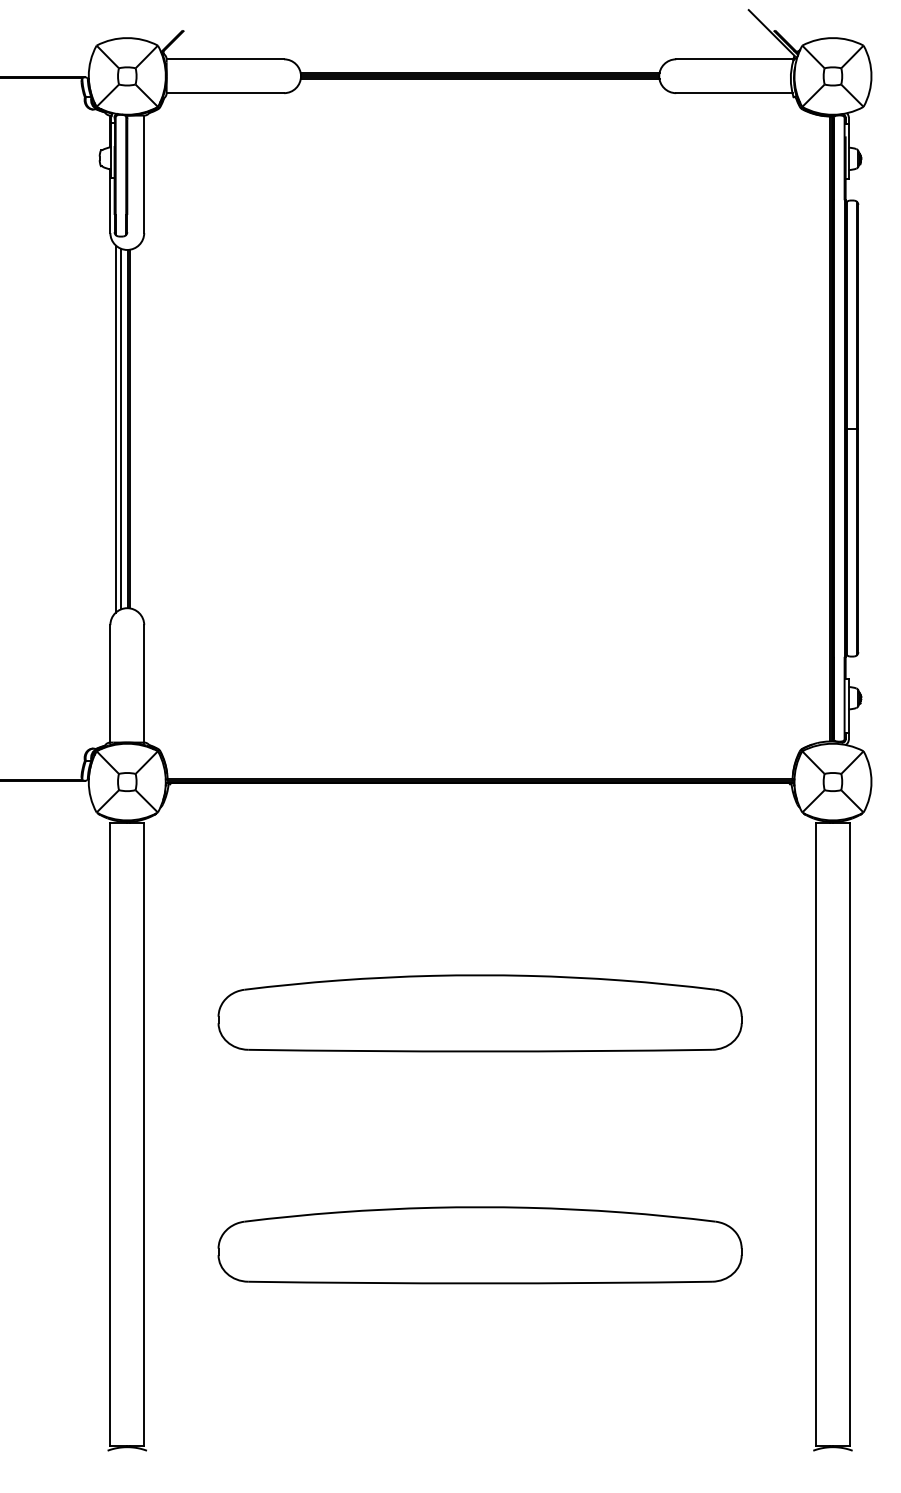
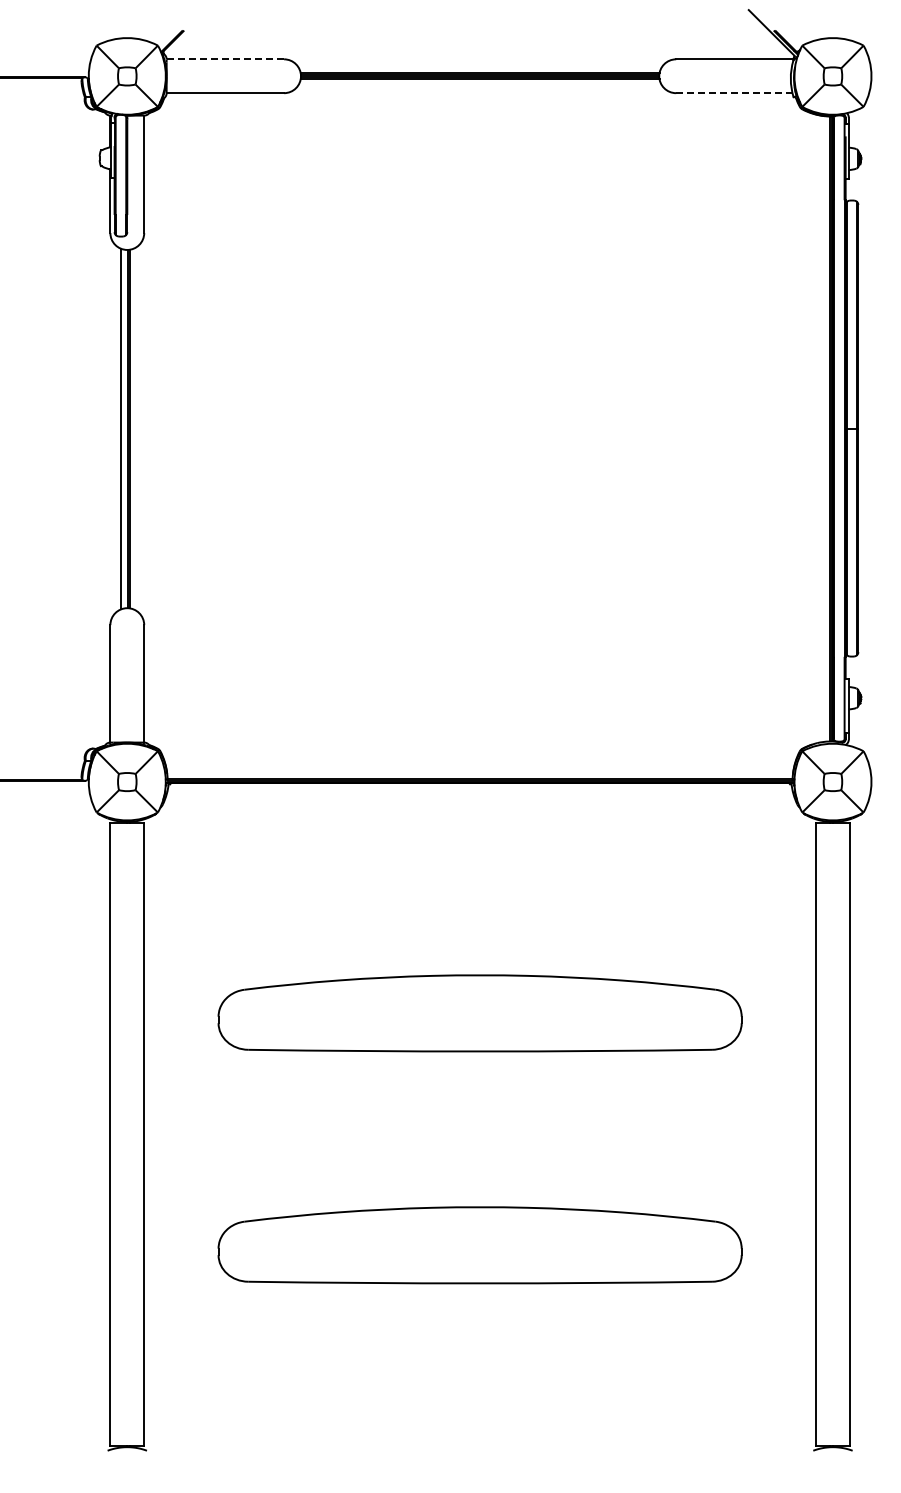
line: solid -> dashed (225, 59)
line: solid -> dashed (734, 93)
line: present -> none (115, 428)
